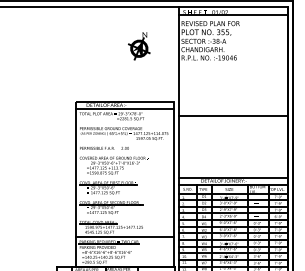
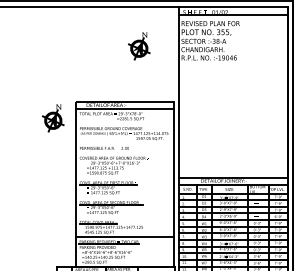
line: present -> none (233, 116)
part: none -> present (53, 118)
